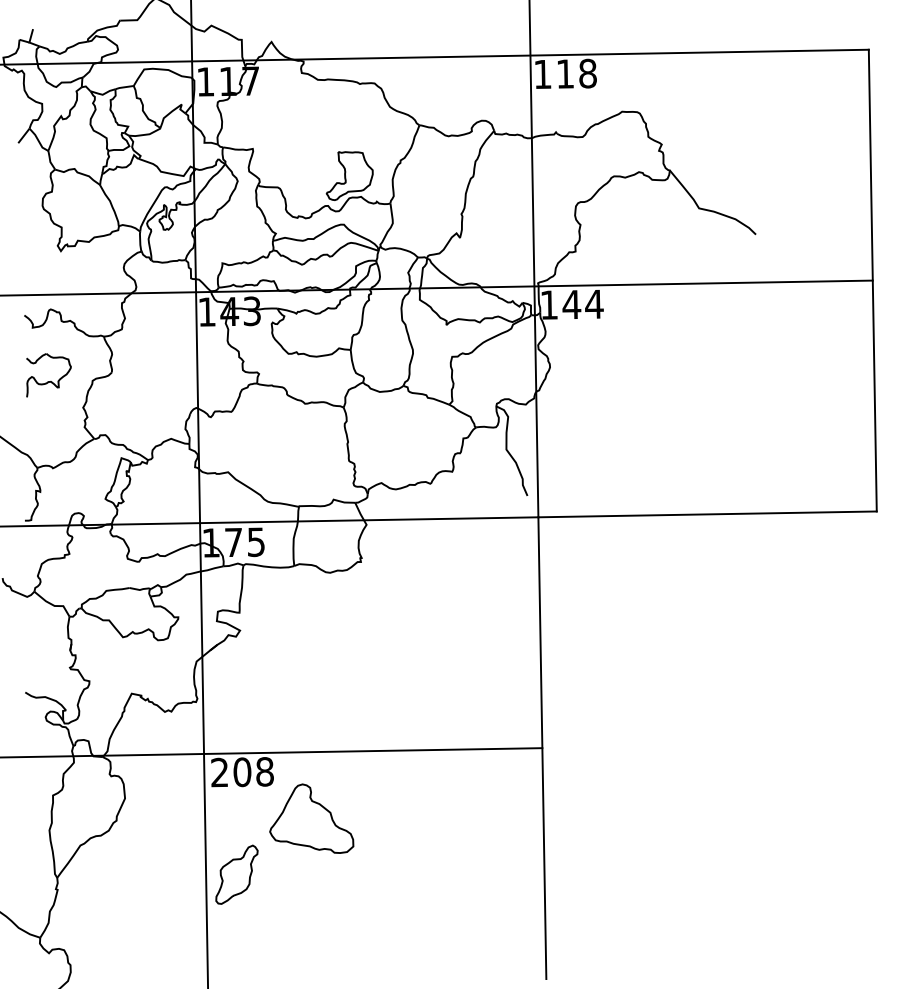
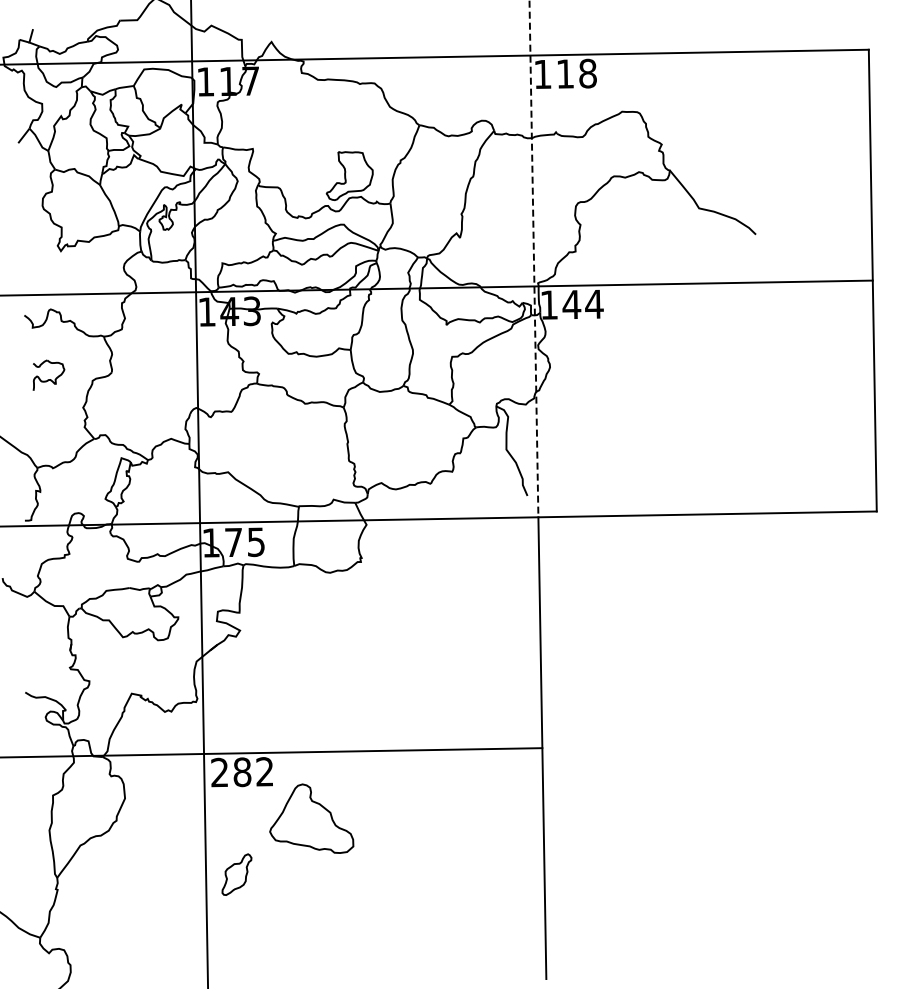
line: solid -> dashed (533, 259)
part size: 46x45 px -> 34x32 px (48, 374)
text: 208 -> 282 (253, 771)
part size: 44x61 px -> 32x43 px (236, 874)
